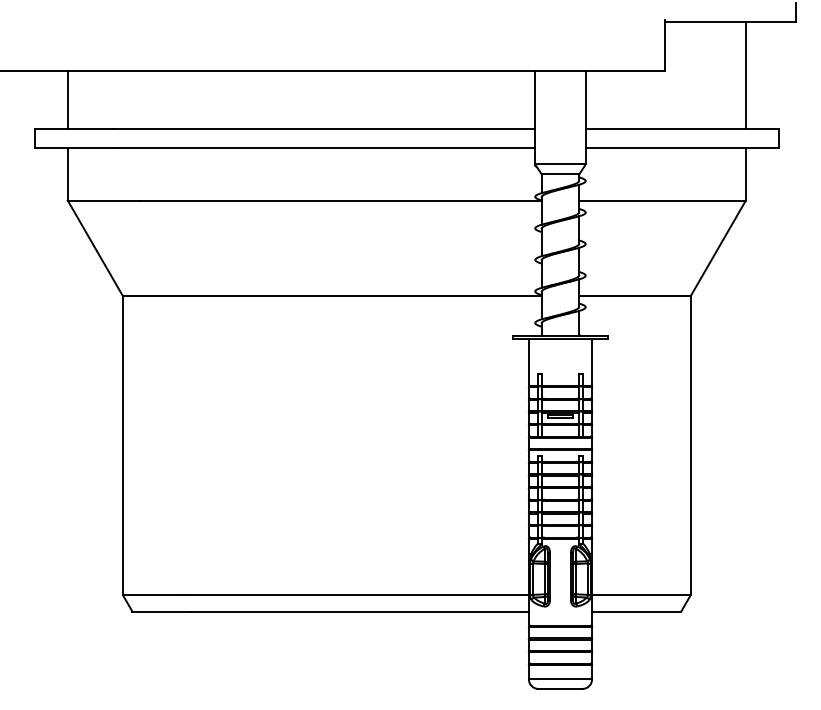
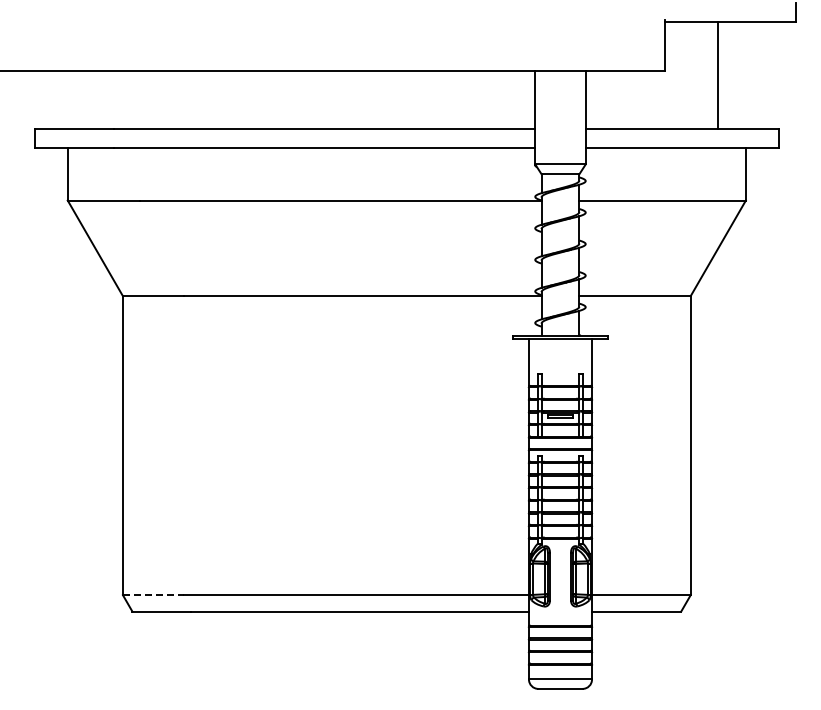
line position: (745, 75) -> (717, 75) (717, 75)
line: present -> none (67, 99)
line: solid -> dashed (153, 595)
